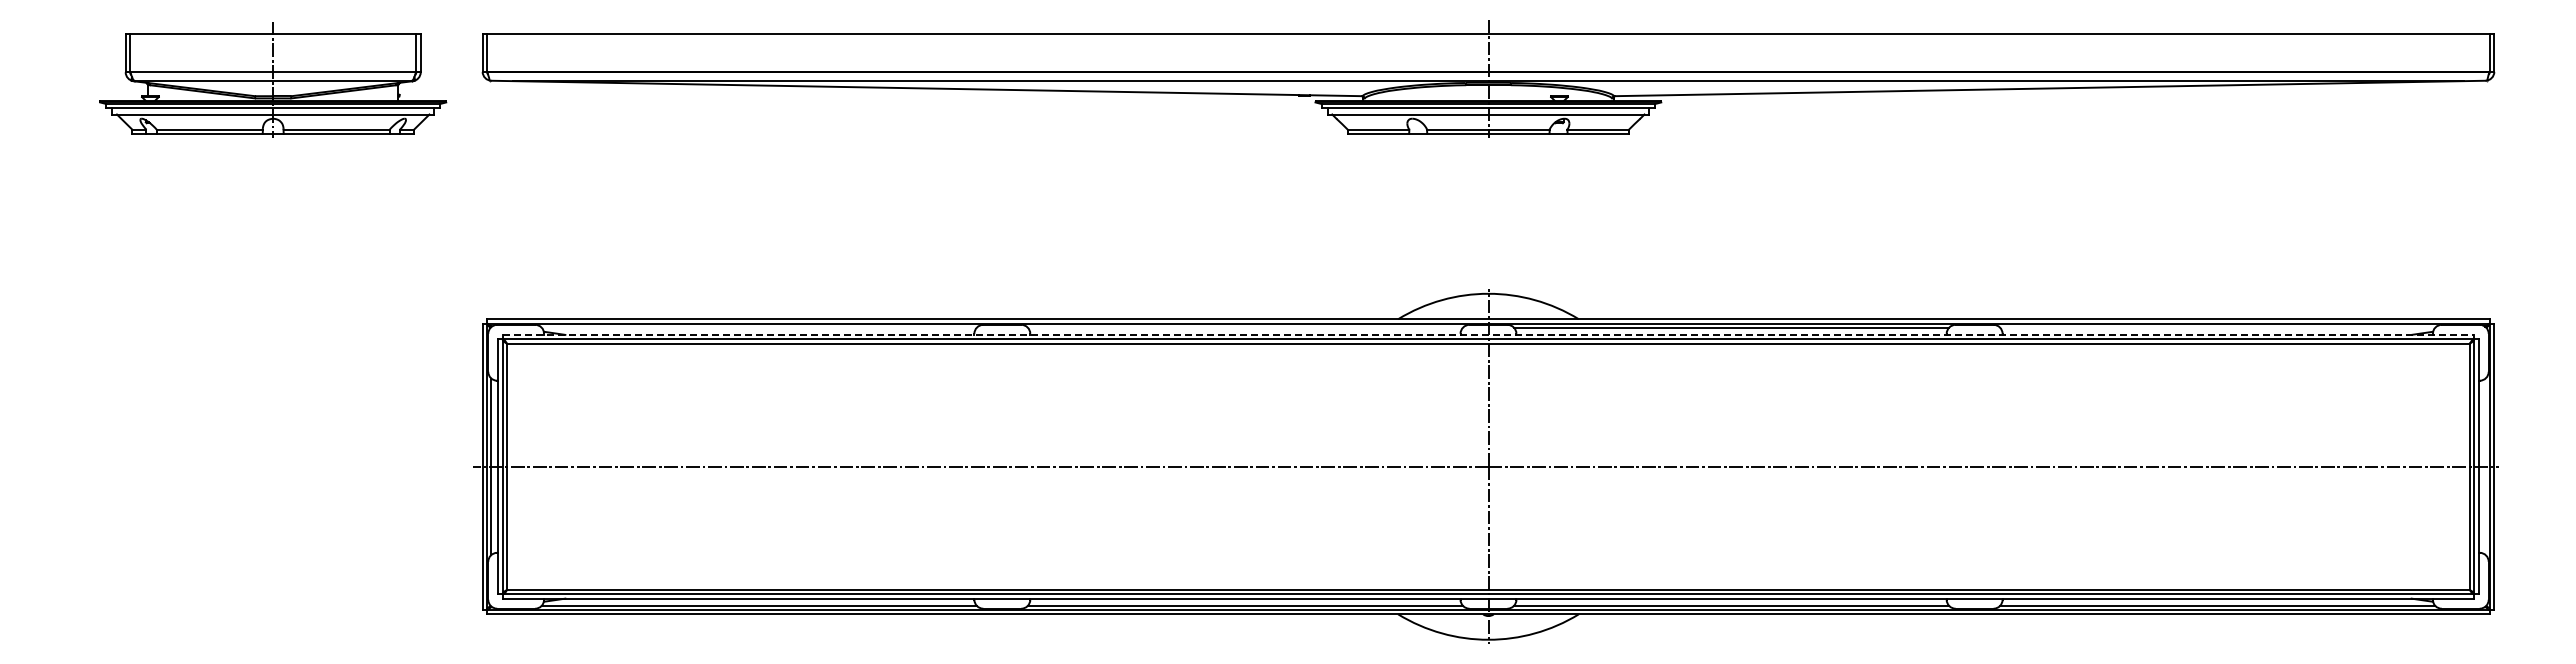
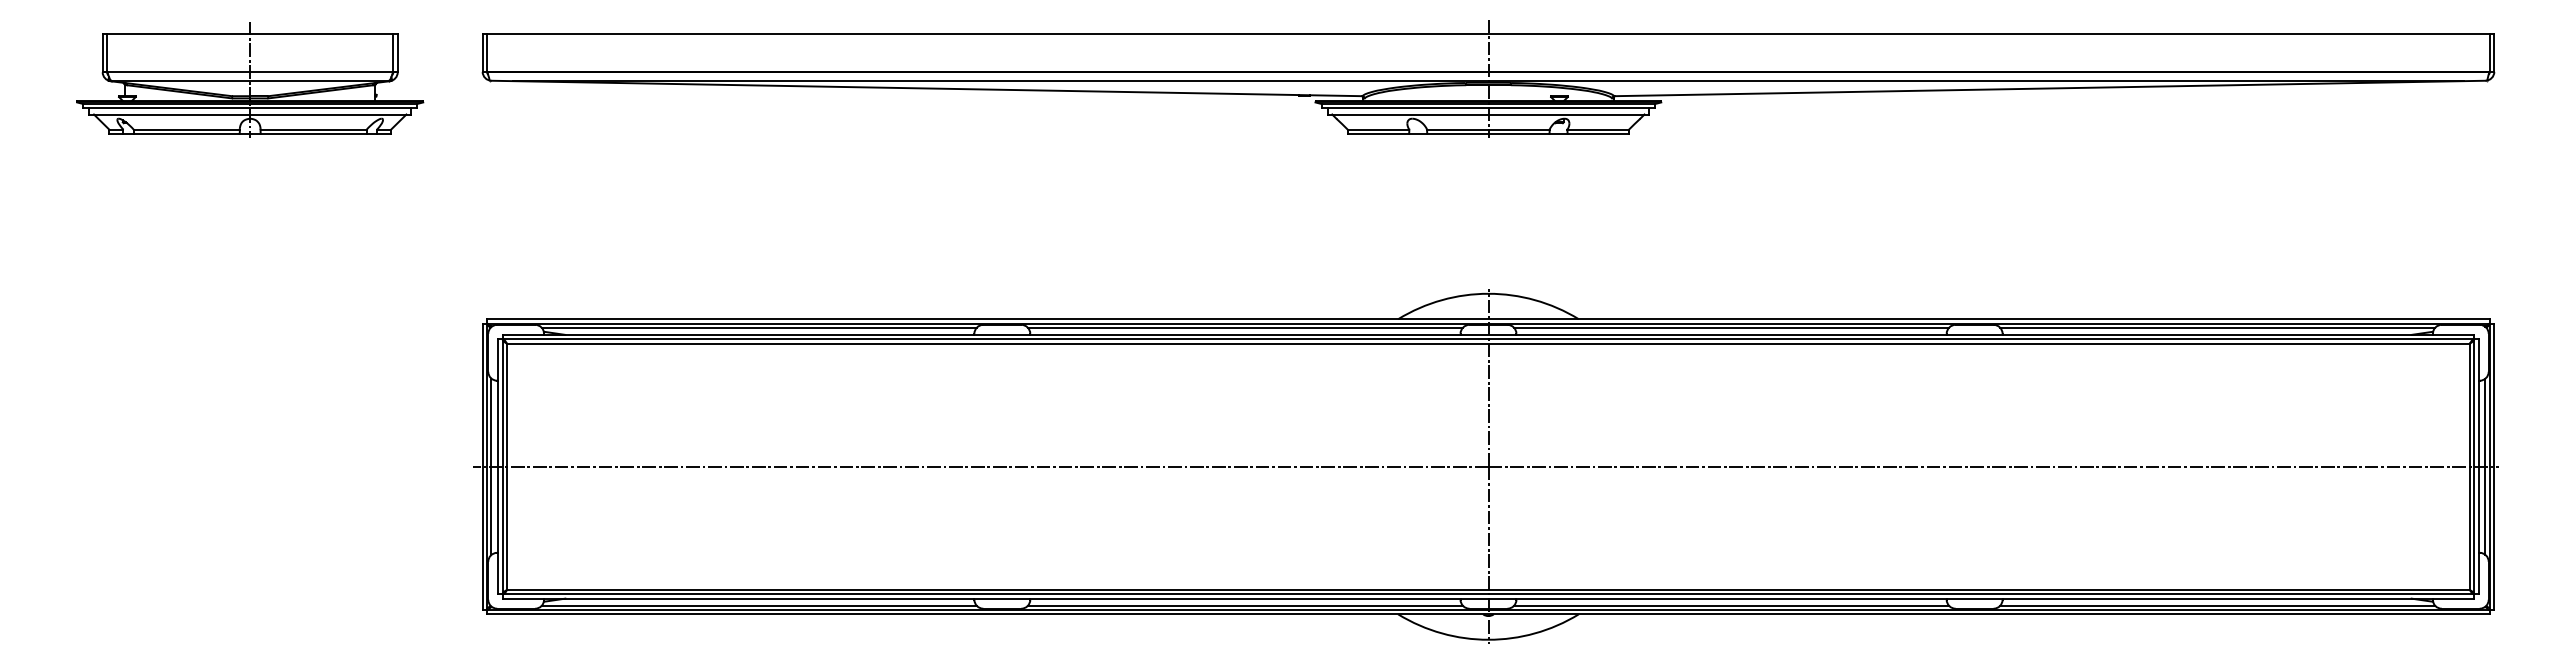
part position: (273, 79) -> (250, 79) (250, 79)
line: none -> present (758, 327)
line: none -> present (1245, 327)
line: none -> present (2217, 327)
line: dashed -> solid (1488, 334)
line: none -> present (2485, 466)
